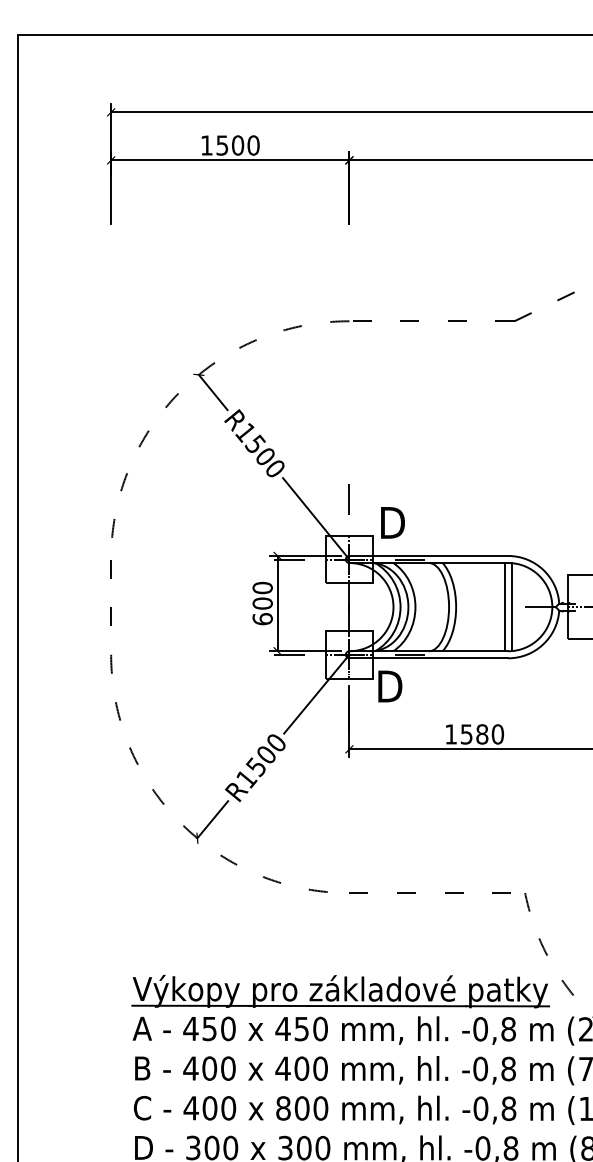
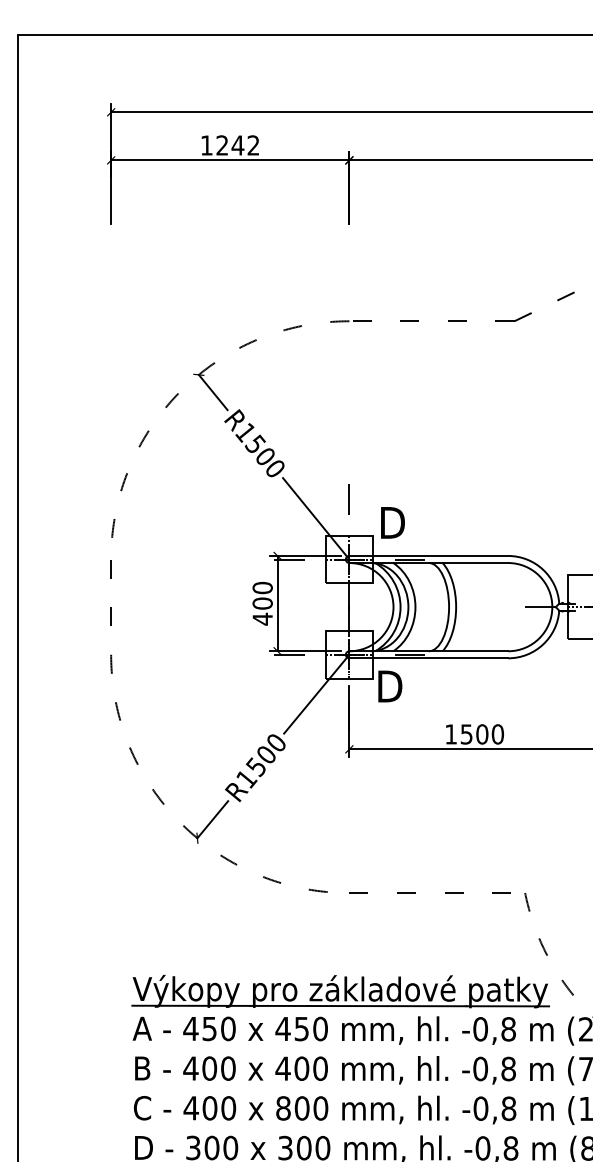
text: 1500 -> 1242 (237, 145)
line: present -> none (504, 607)
line: present -> none (511, 607)
text: 600 -> 400 (262, 618)
text: 1580 -> 1500 (482, 734)
